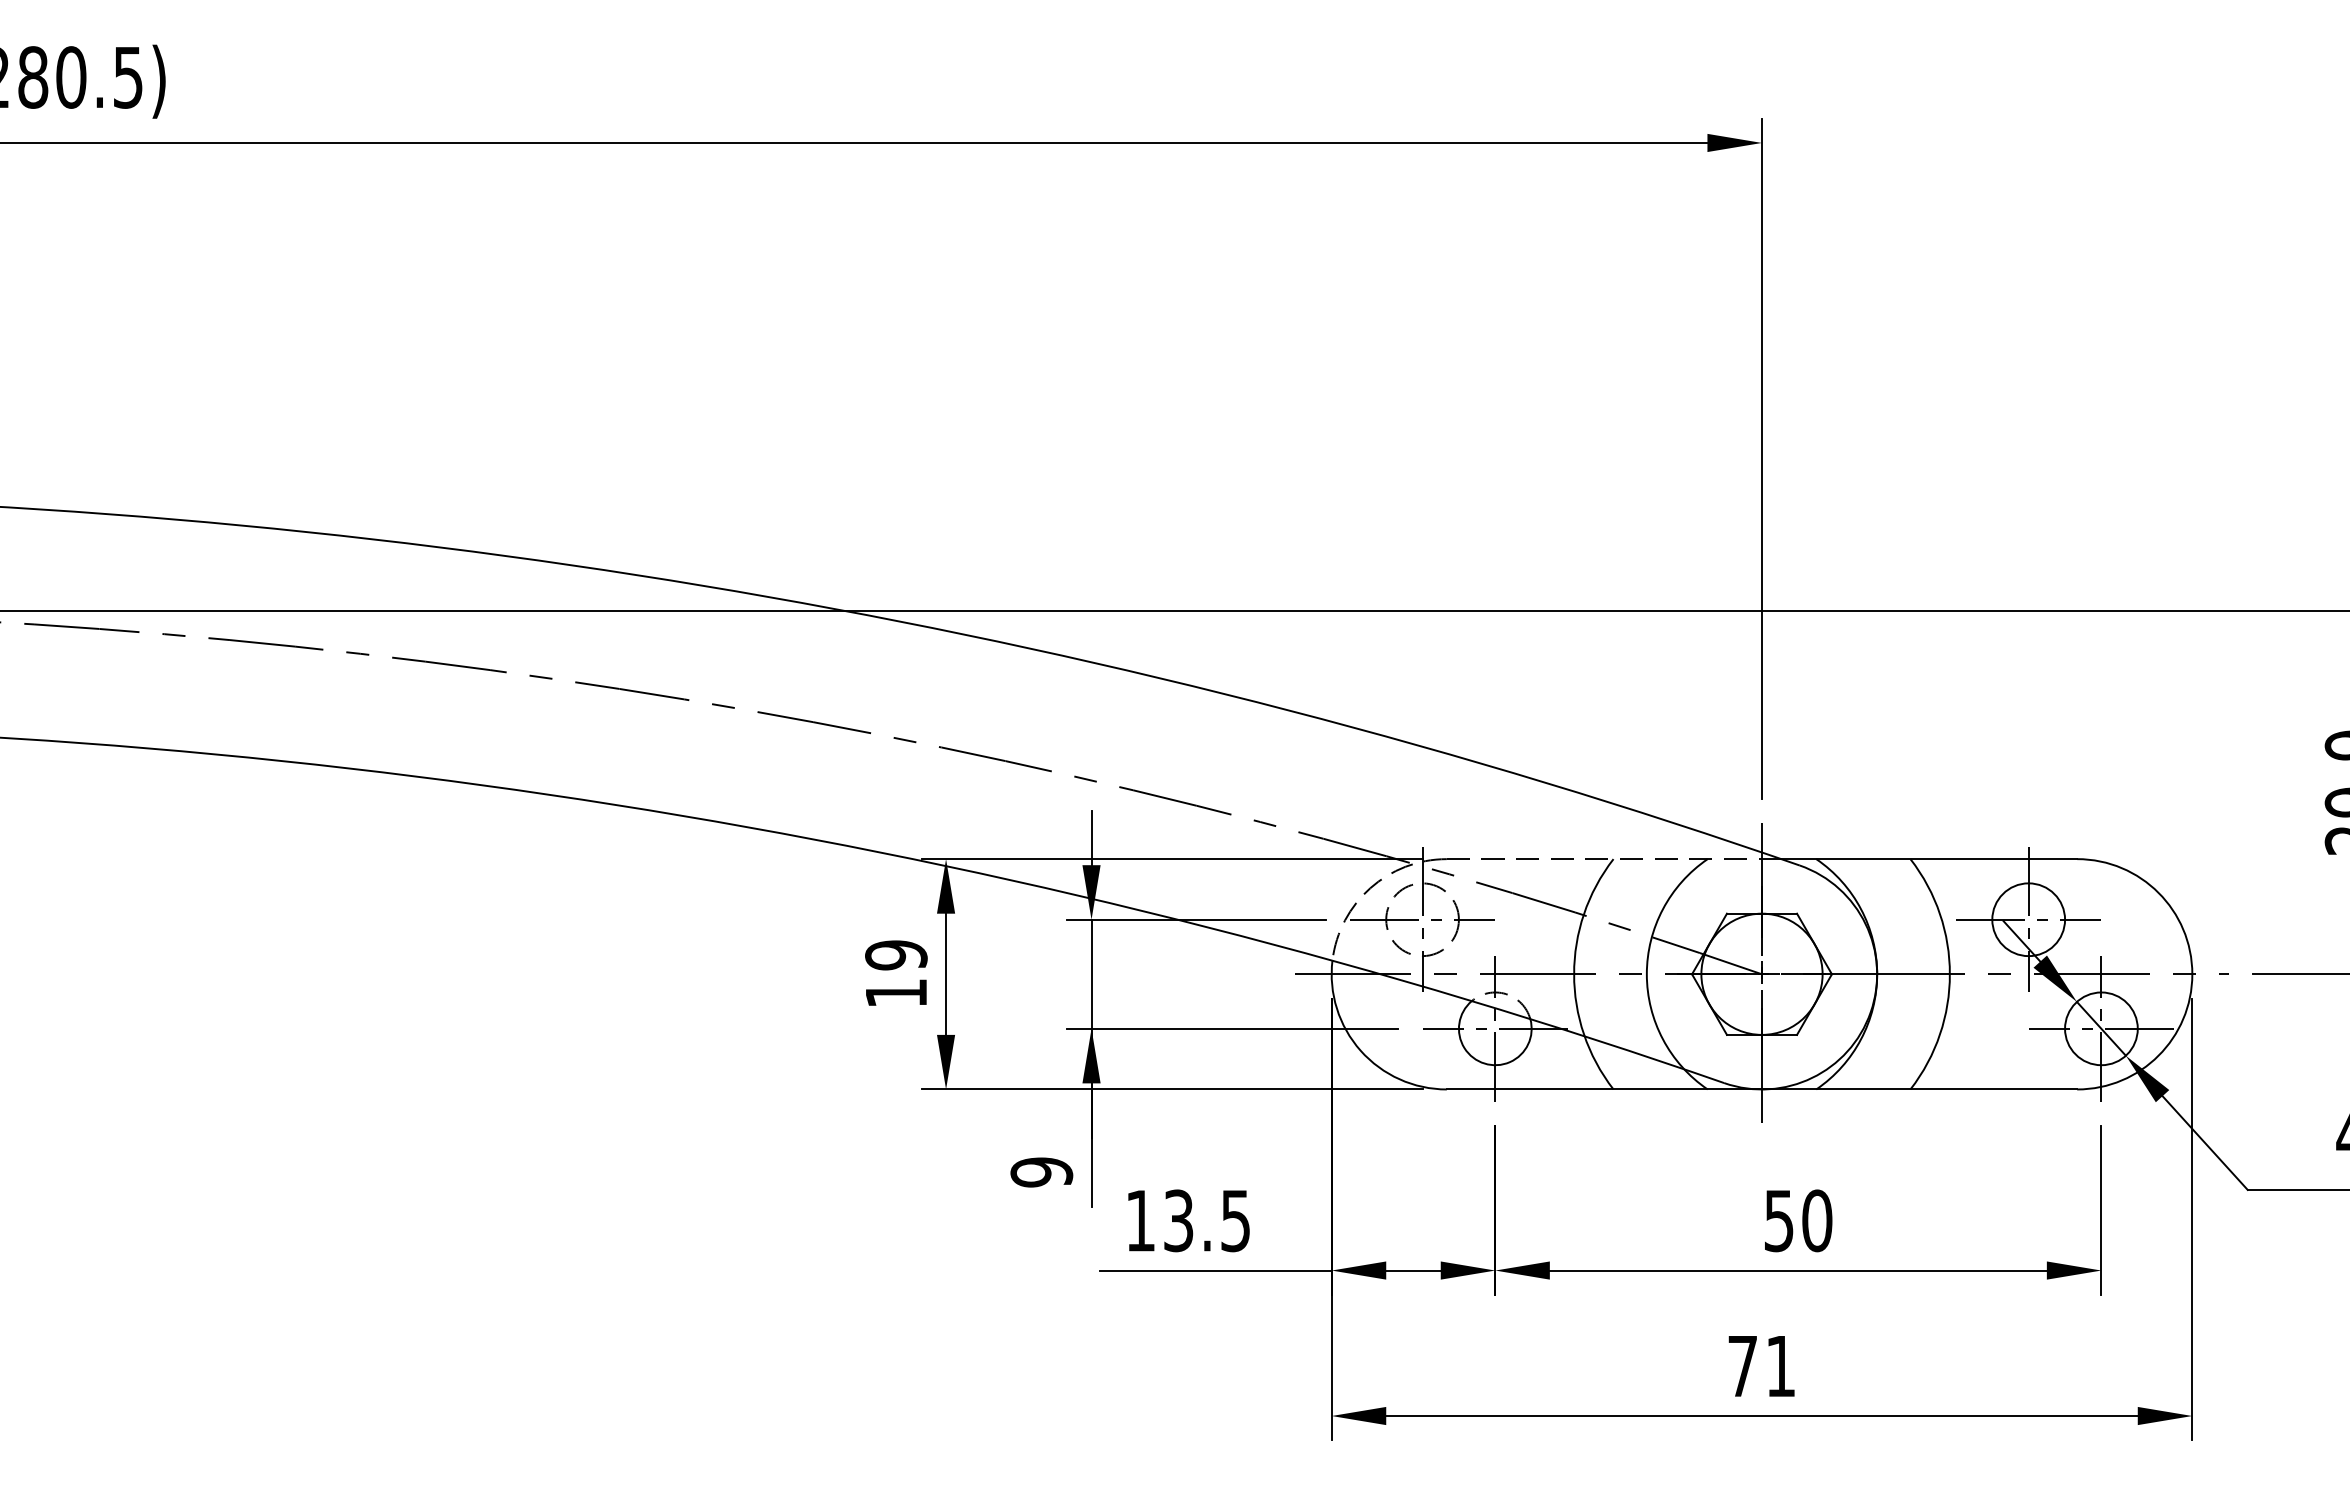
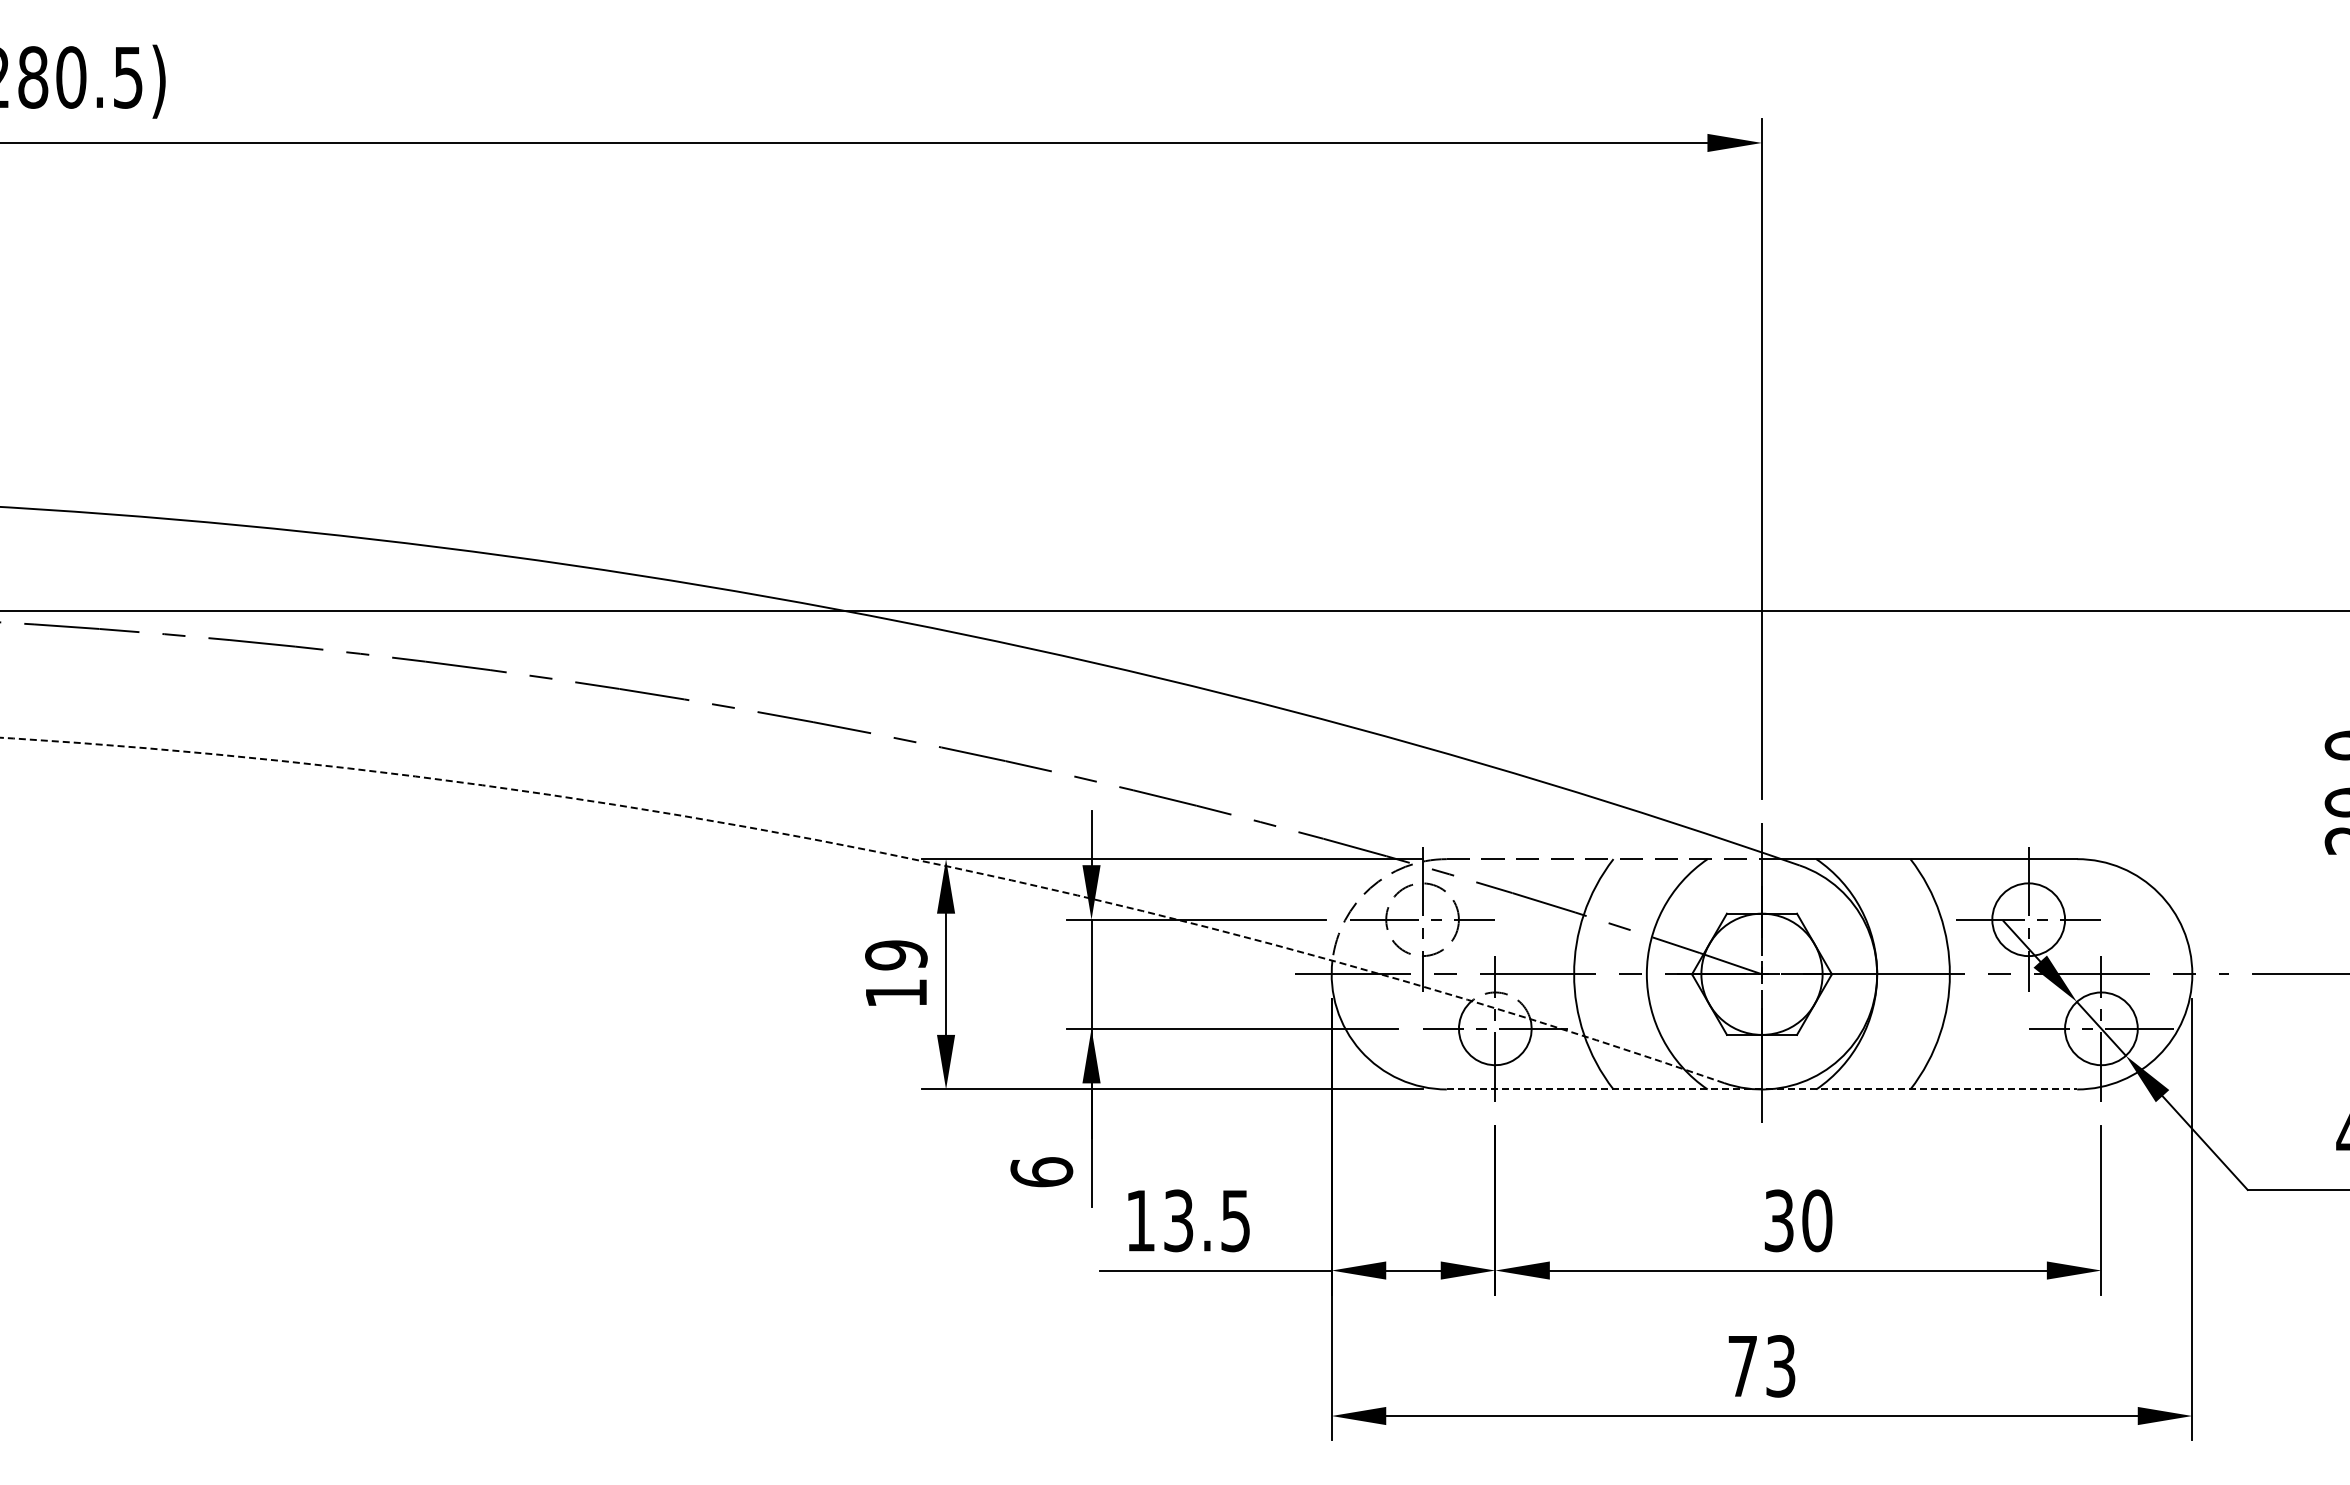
arc: solid -> dashed (873, 851)
line: solid -> dashed (1762, 1089)
text: 9 -> 6 (1041, 1172)
text: 50 -> 30 (1779, 1220)
text: 71 -> 73 (1780, 1366)
